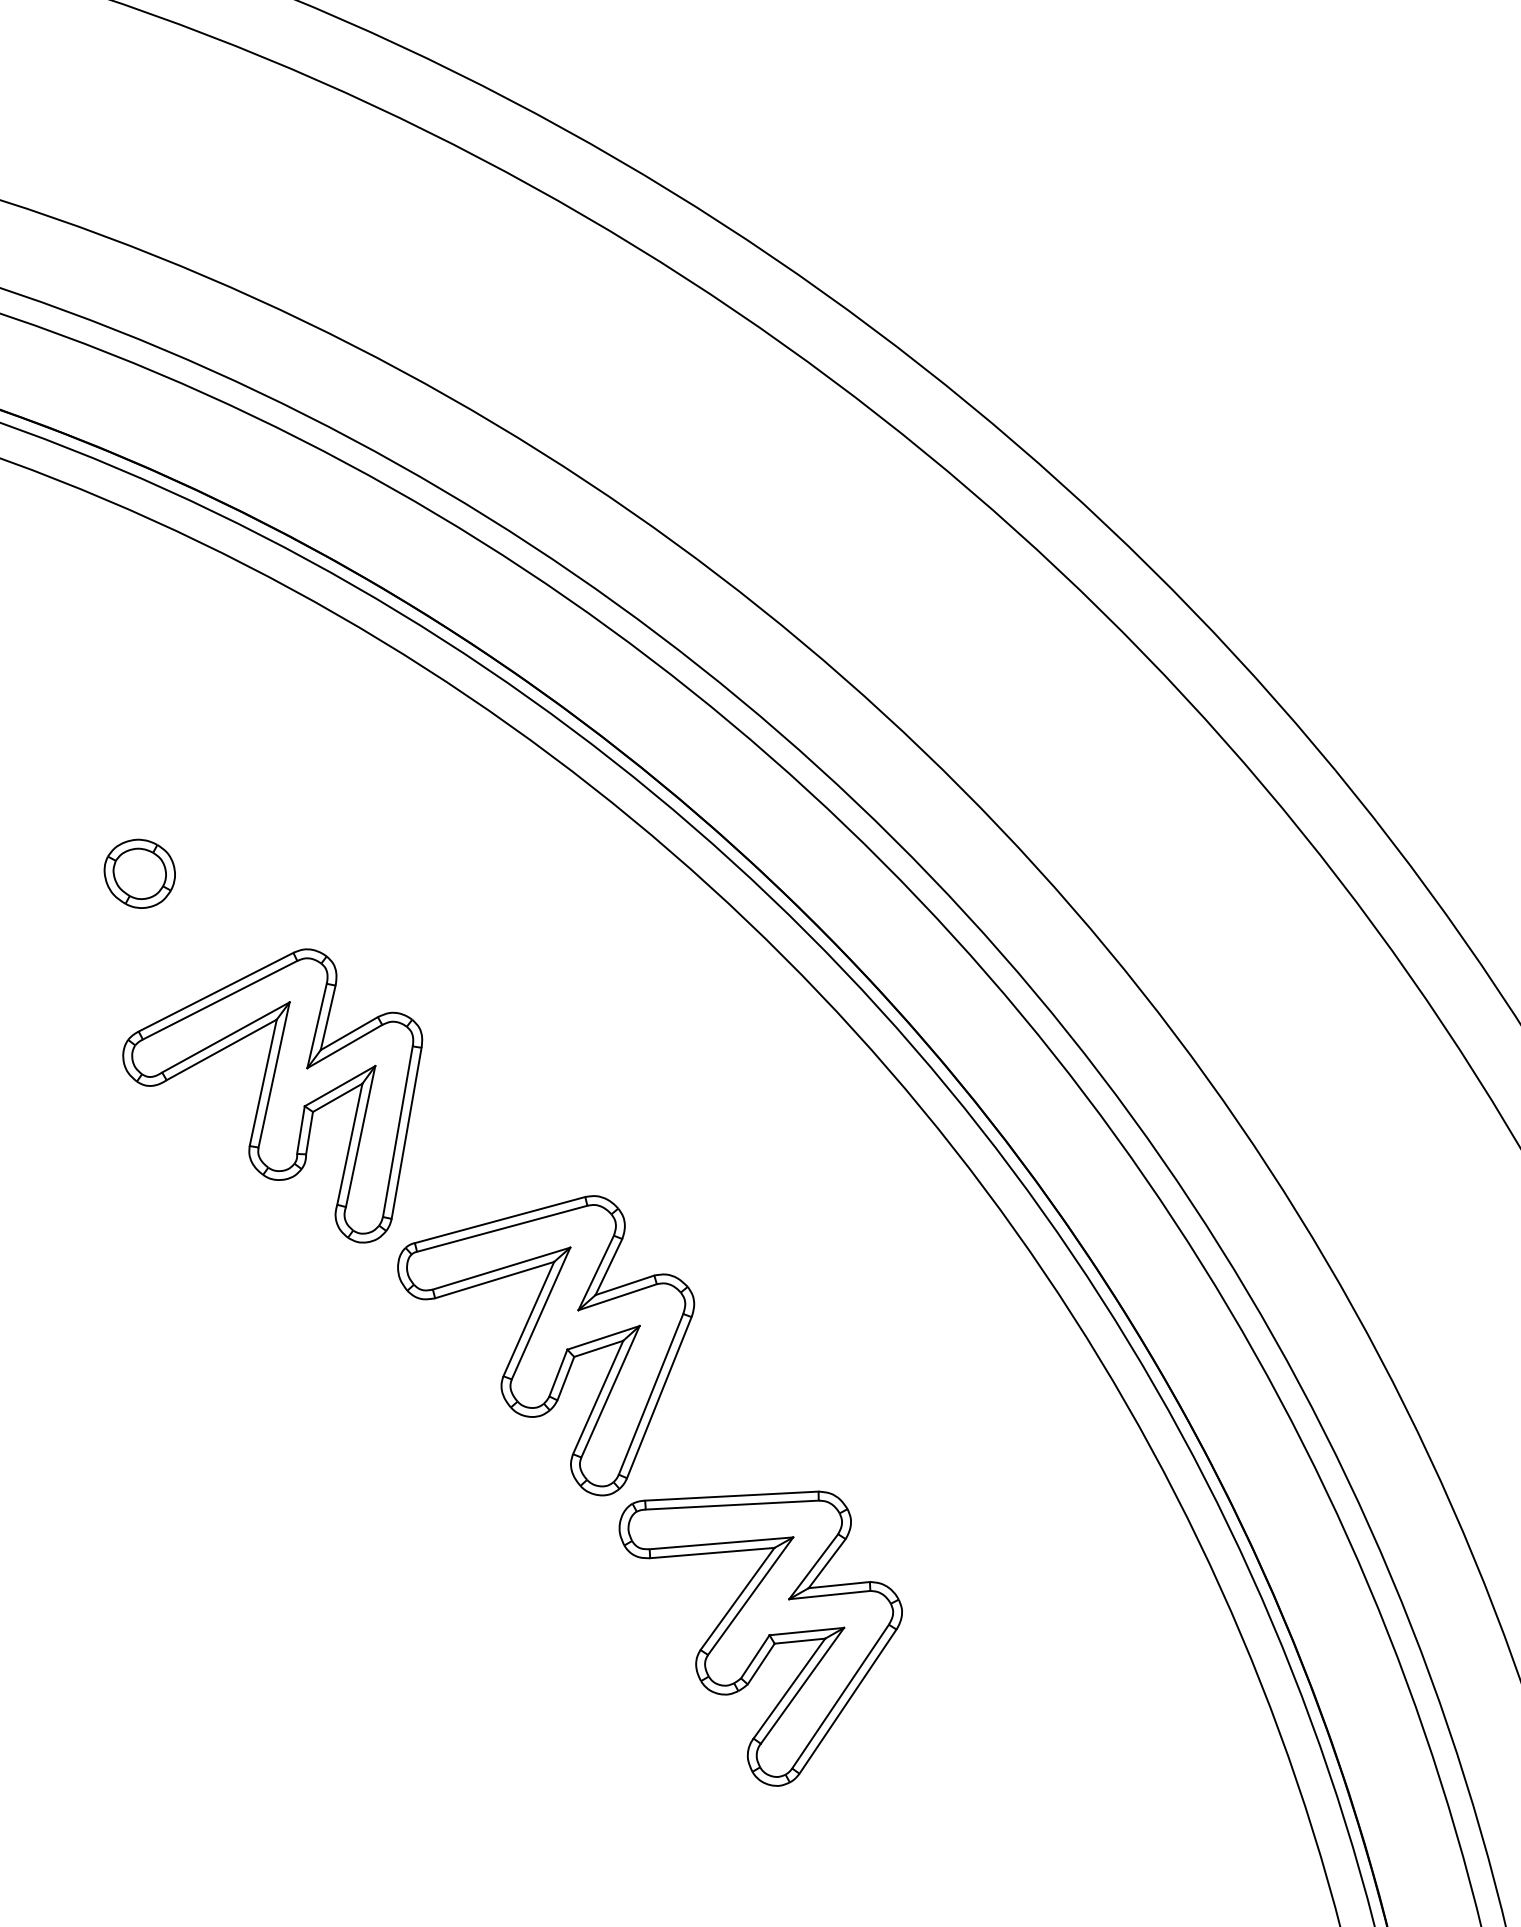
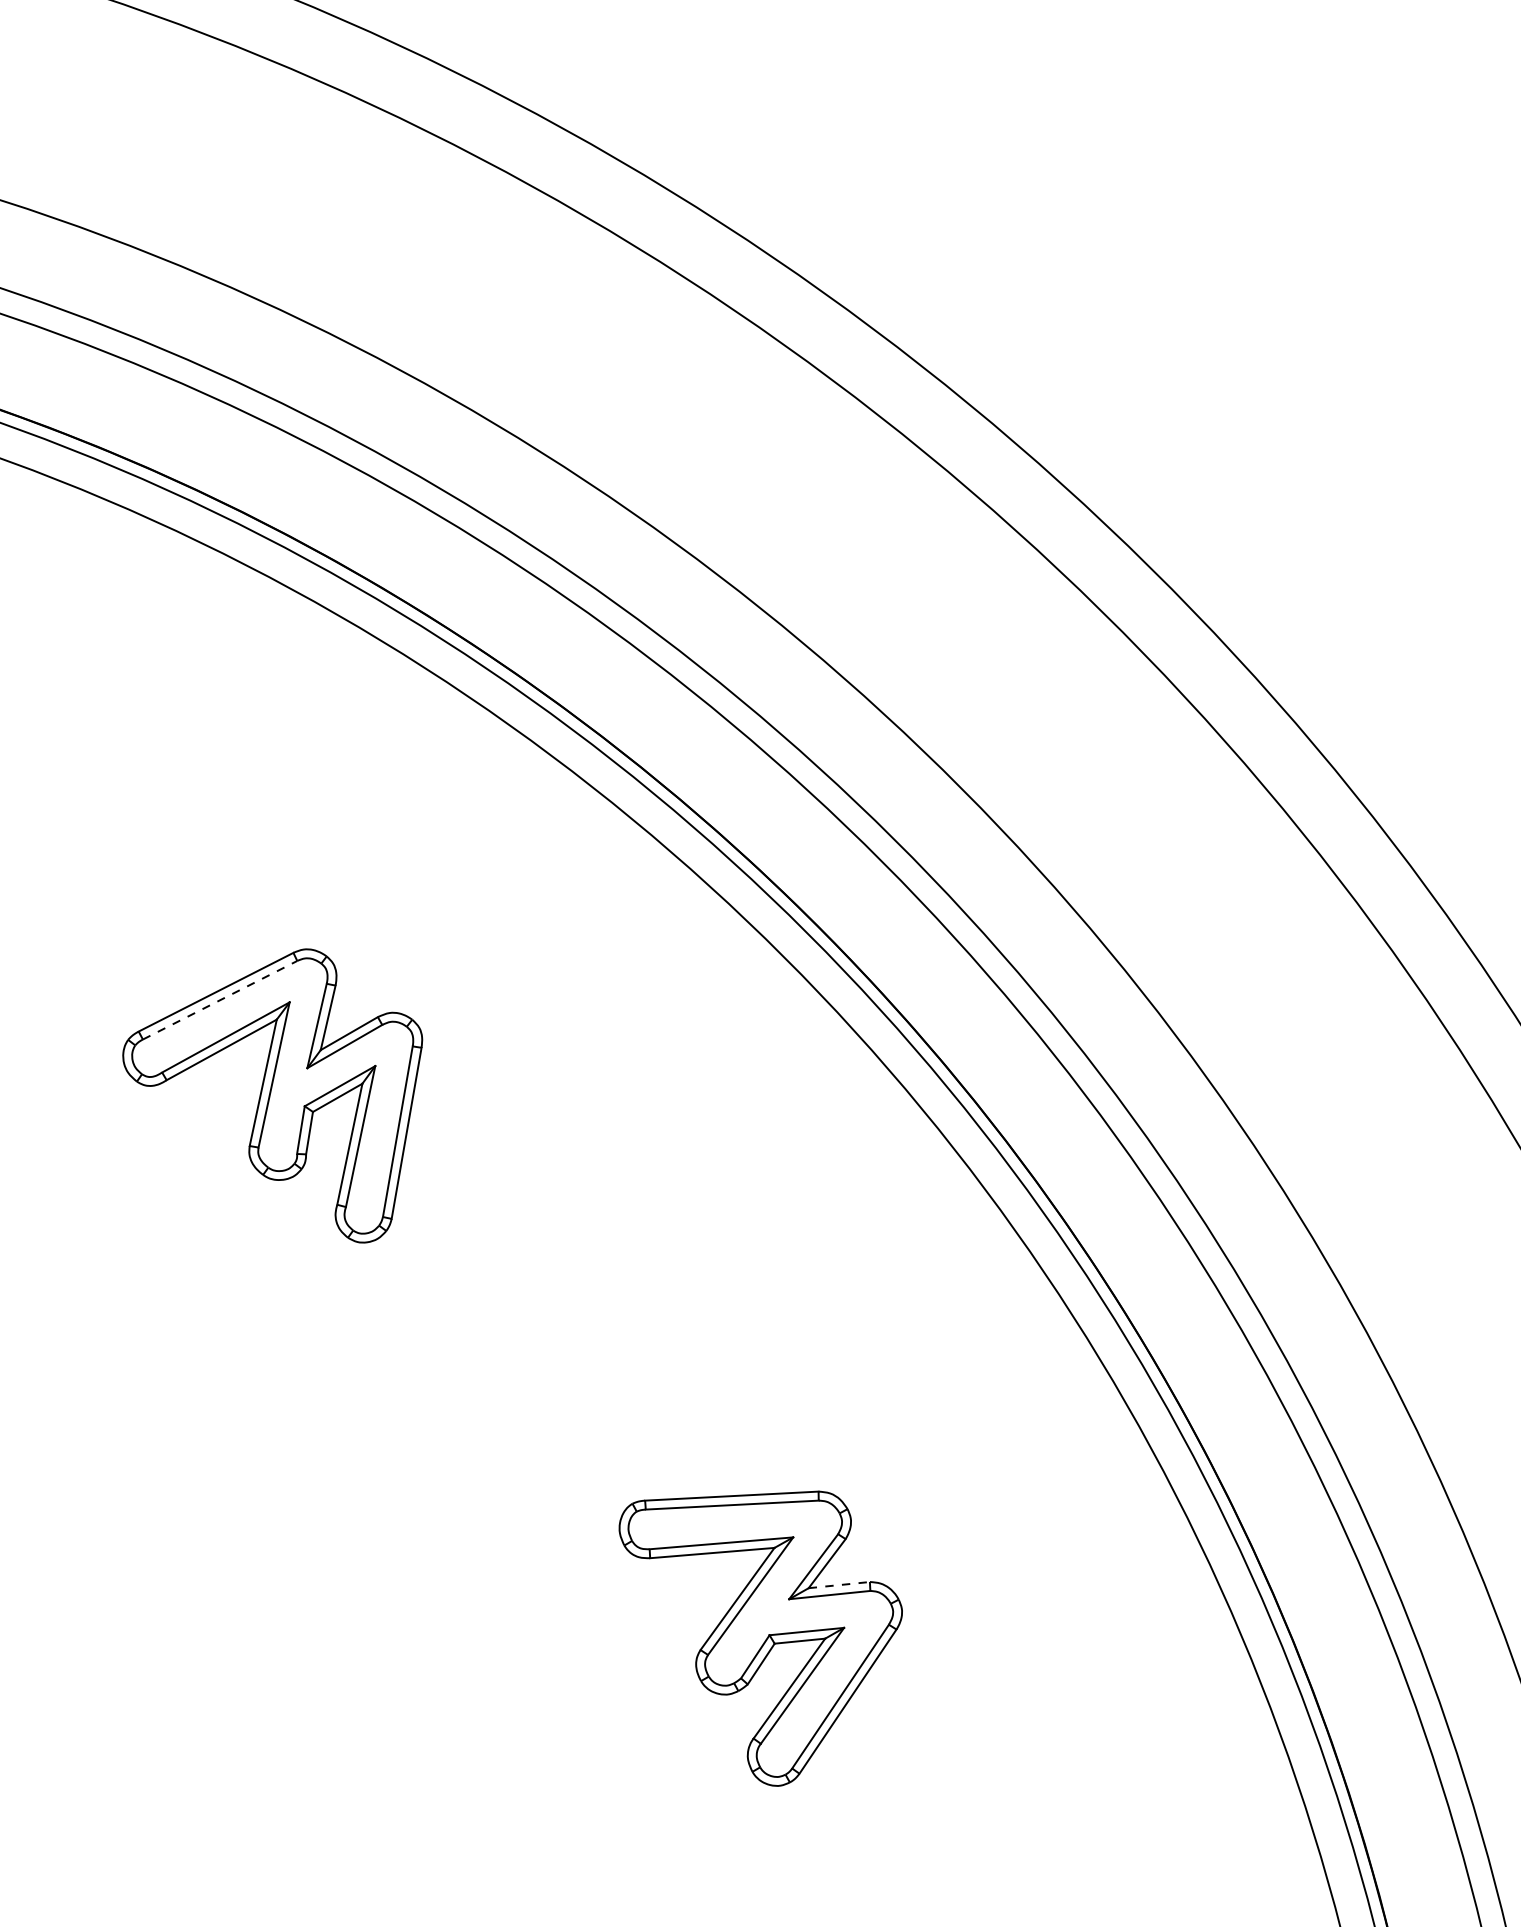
part: present -> none (139, 873)
line: solid -> dashed (220, 1000)
part: present -> none (546, 1345)
line: solid -> dashed (839, 1585)
